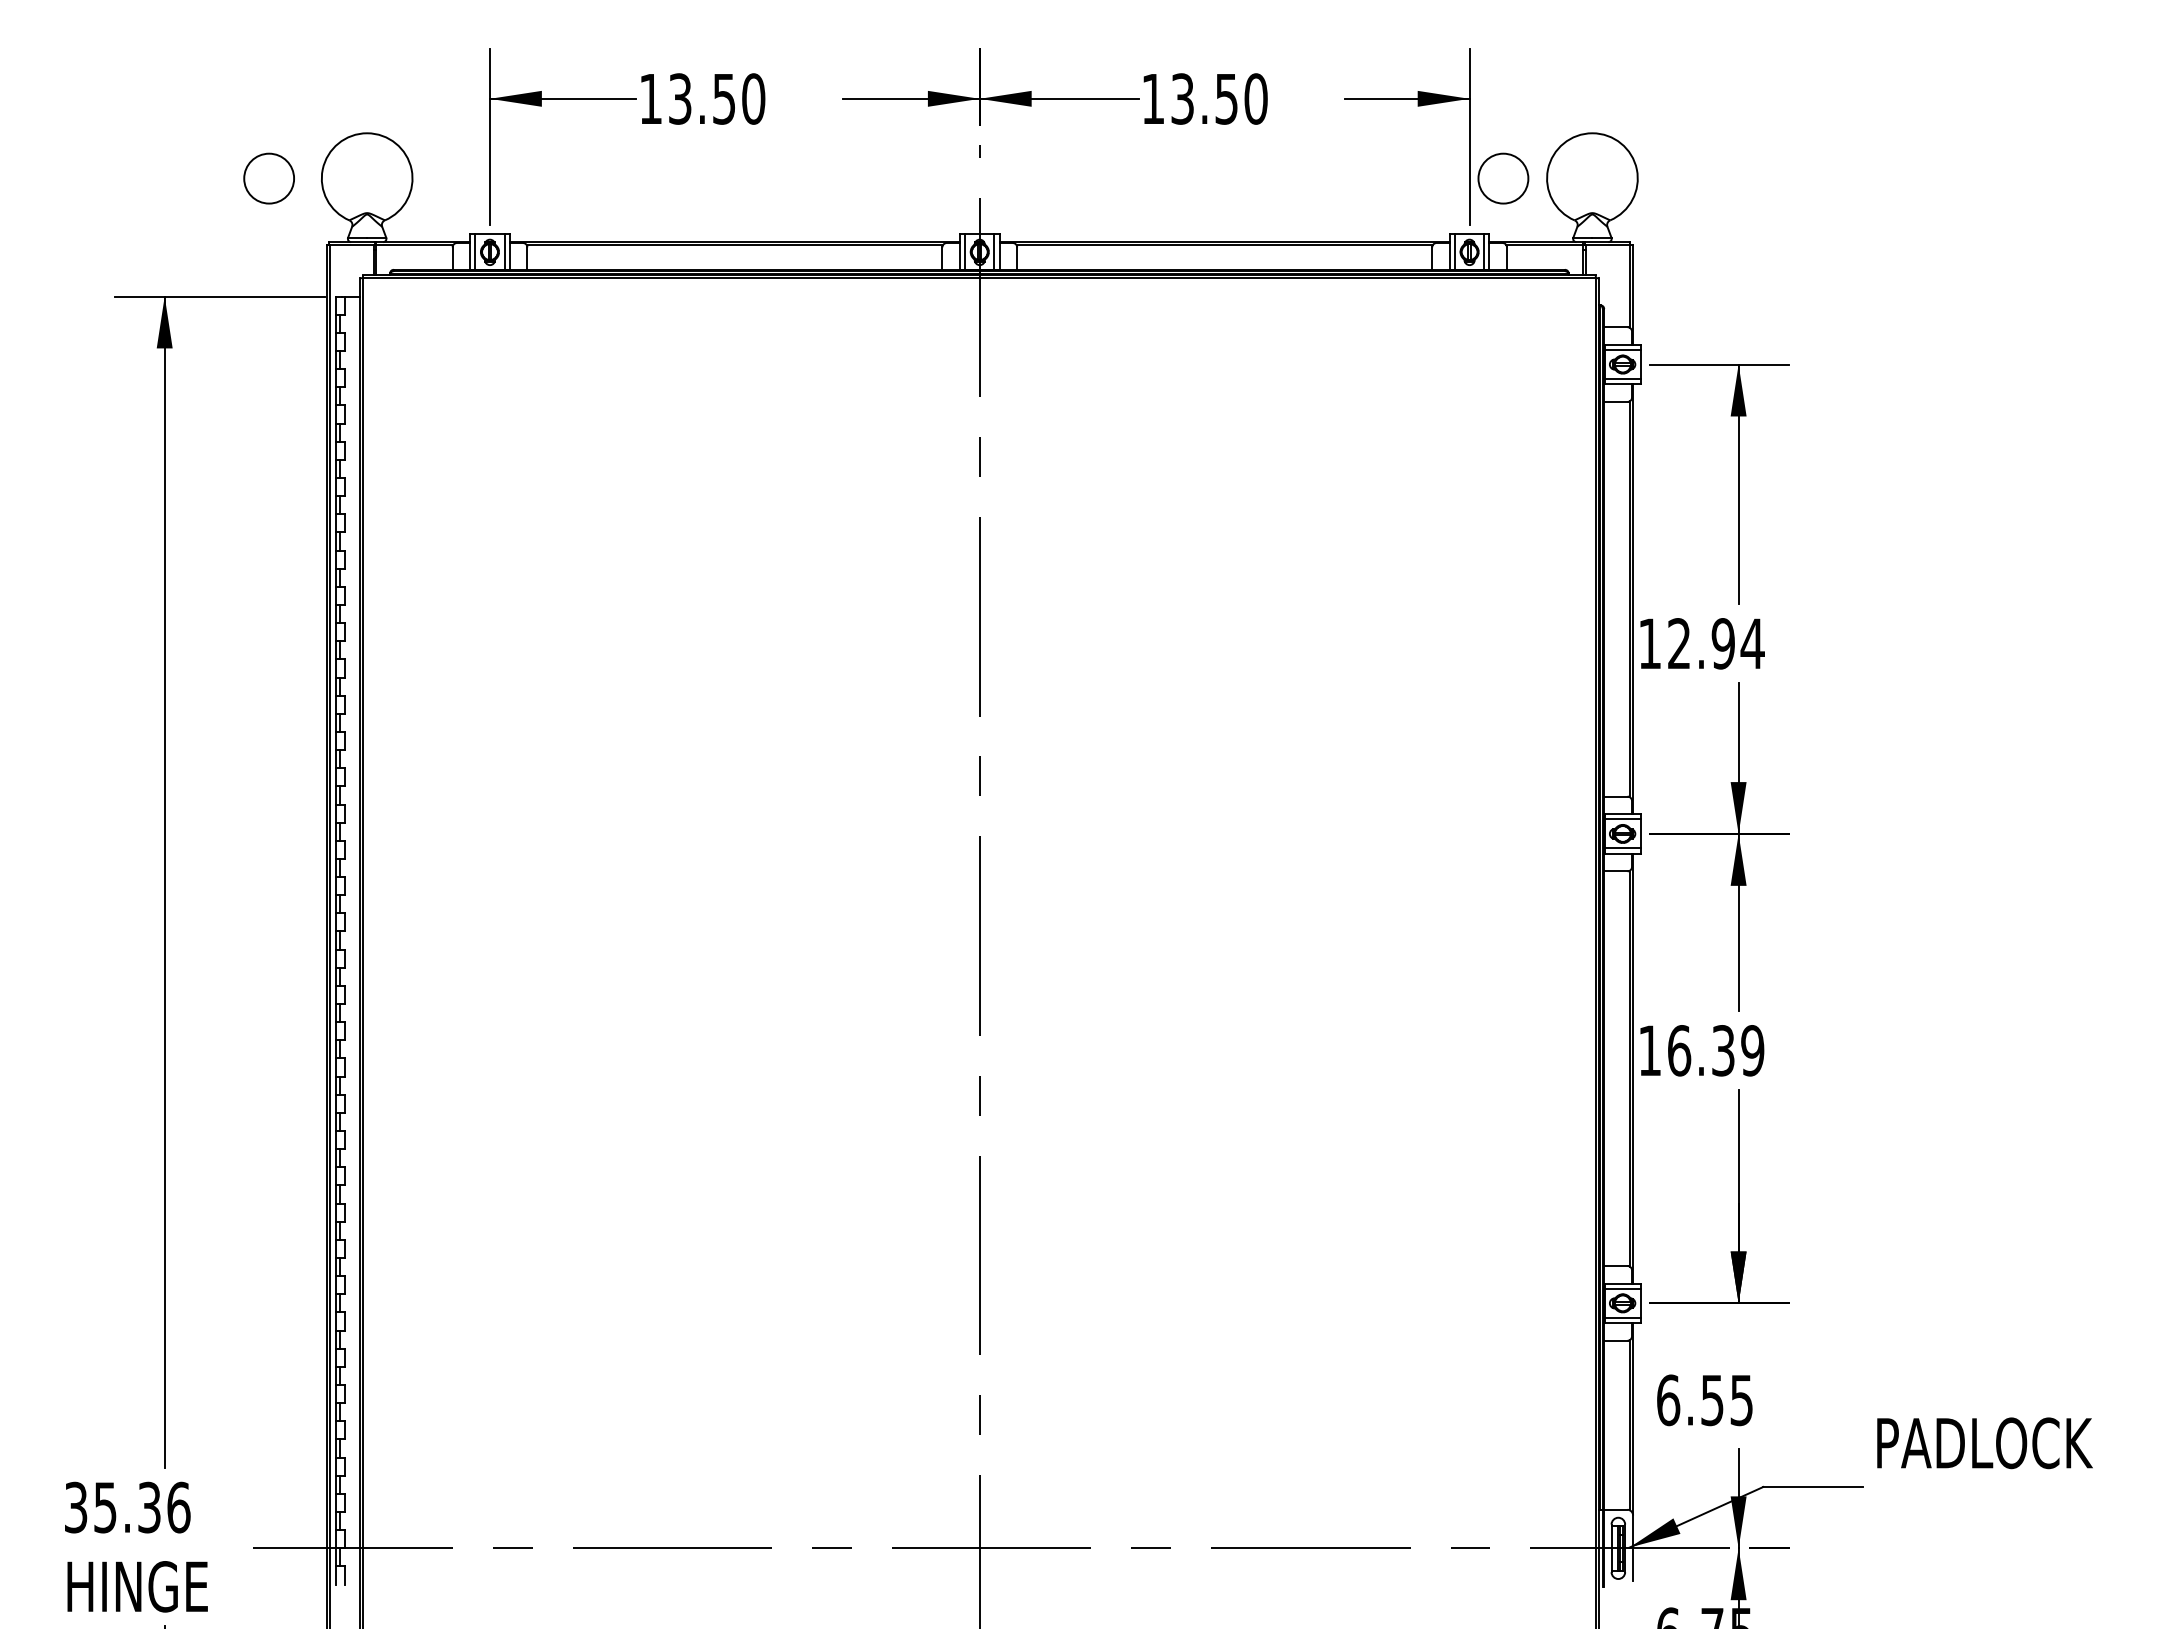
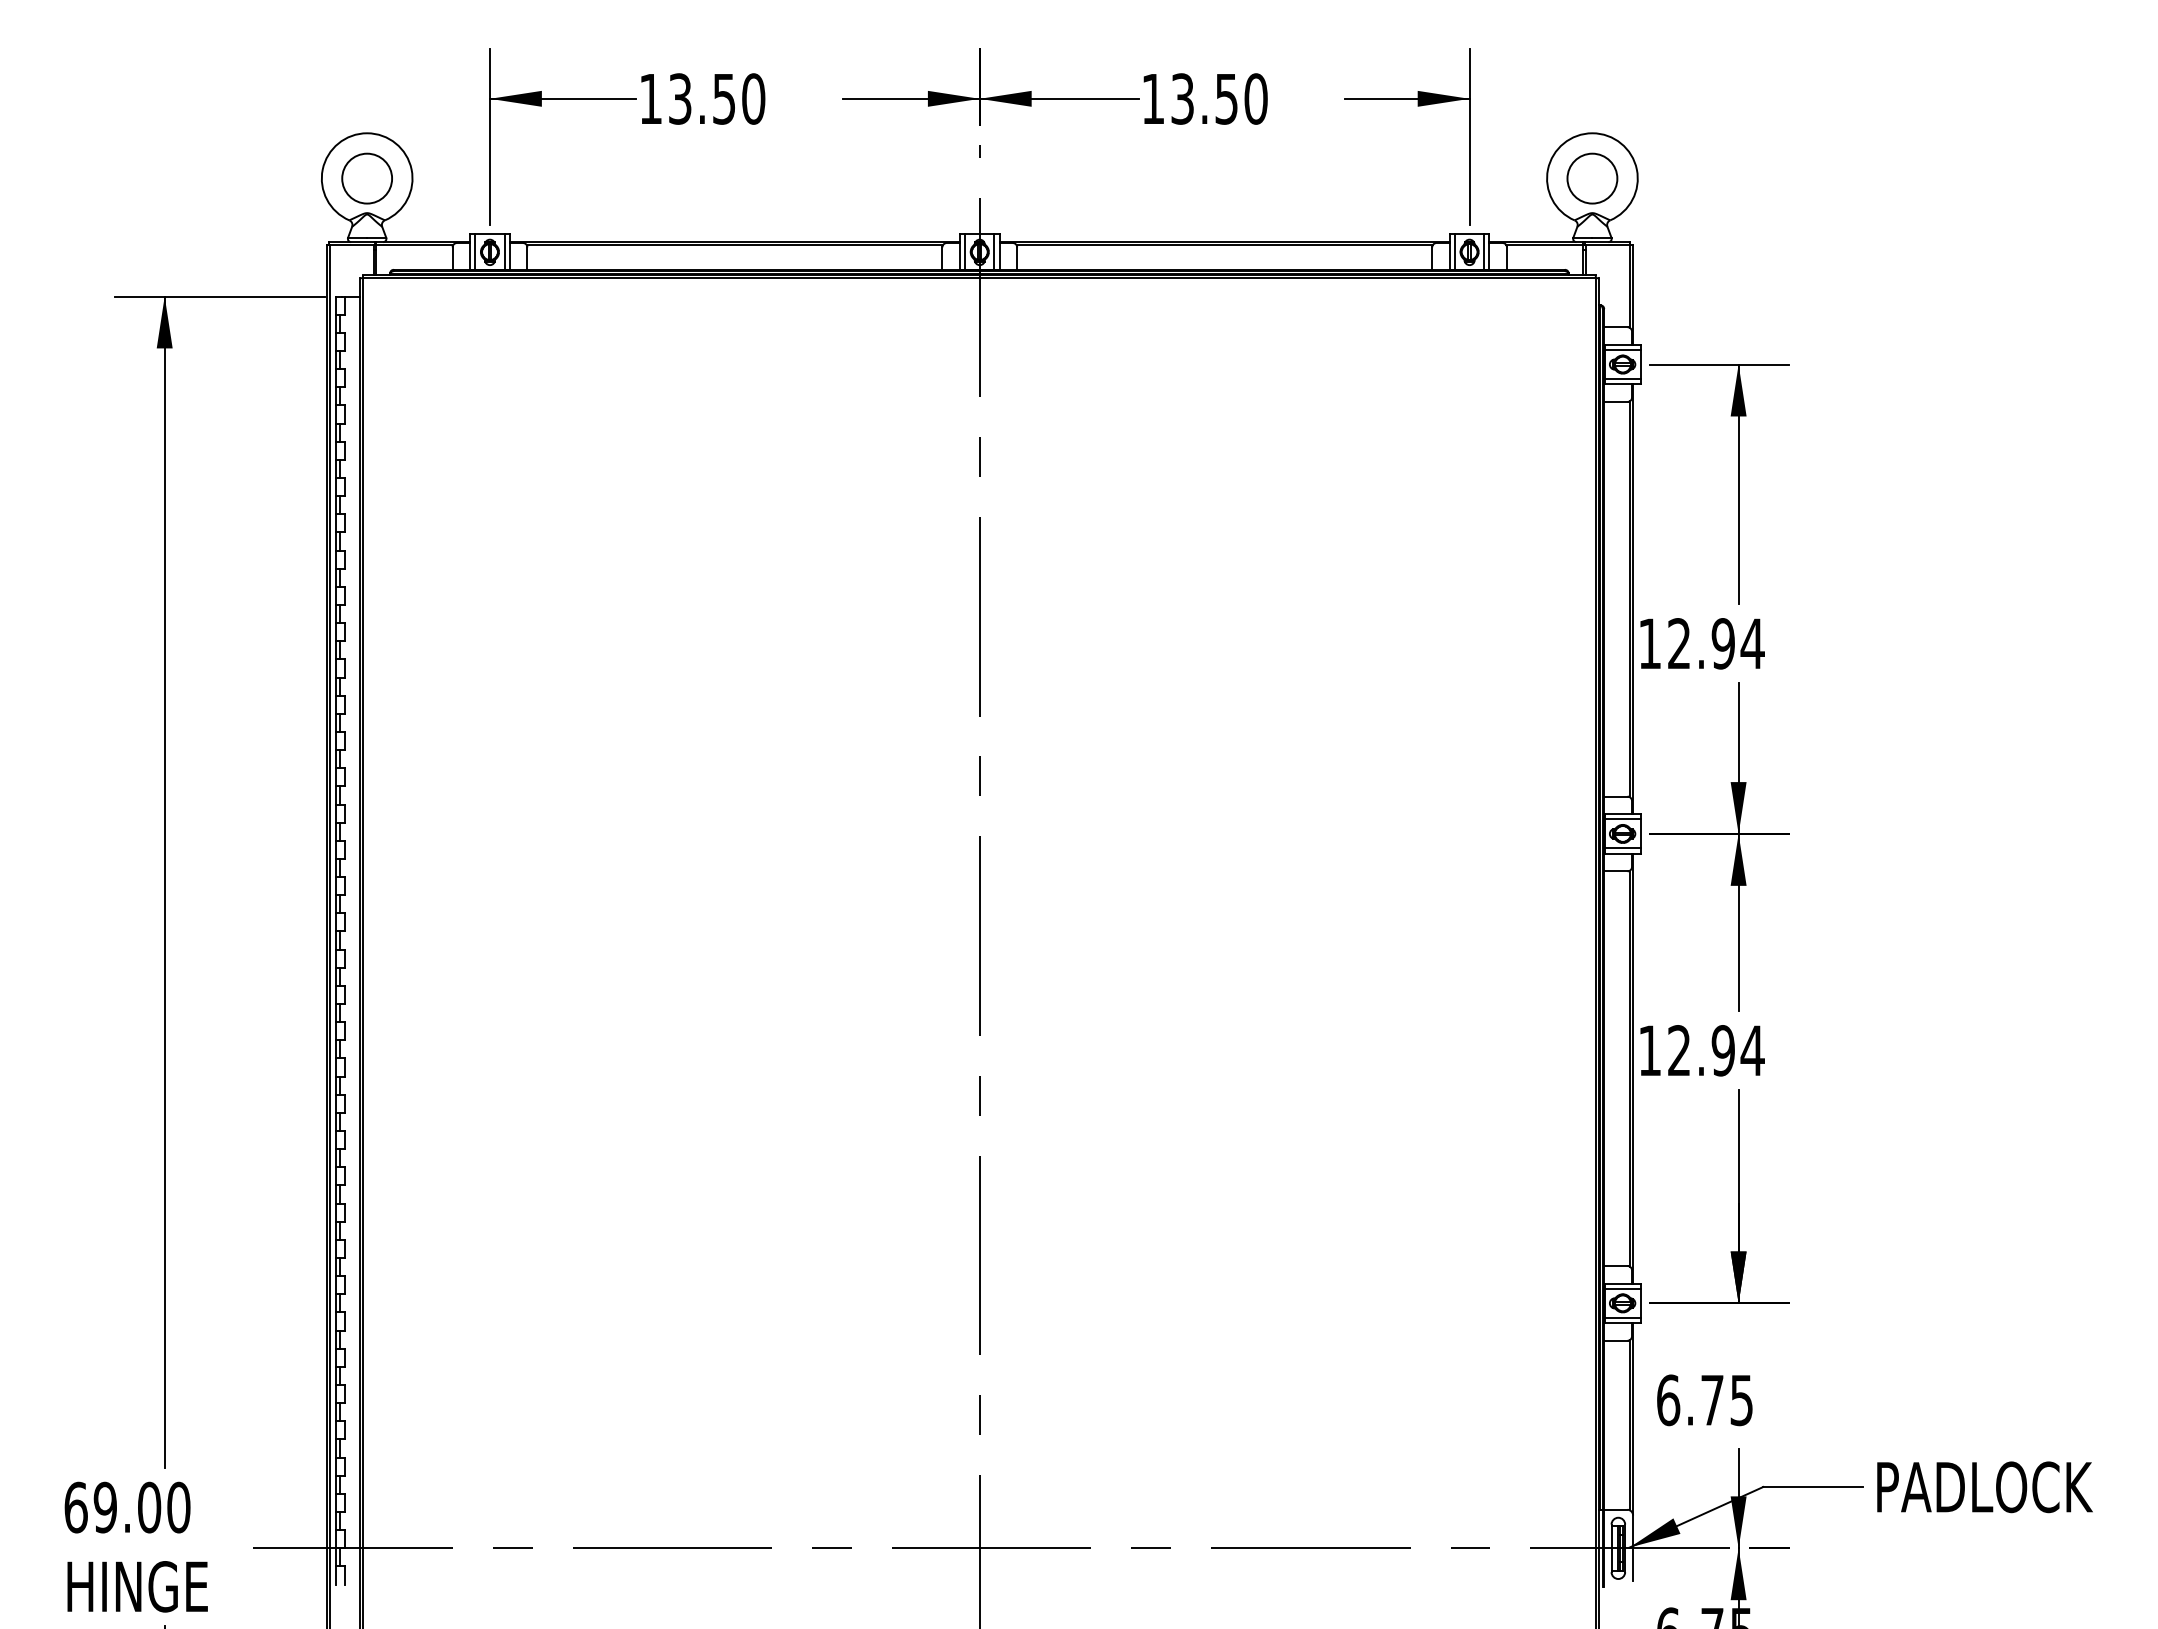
circle position: (268, 178) -> (366, 178) (366, 178)
circle position: (1503, 178) -> (1592, 178) (1592, 178)
text: 16.39 -> 12.94 (1716, 1050)
text: 6.55 -> 6.75 (1712, 1400)
text position: (1984, 1443) -> (1984, 1487) (1984, 1487)
text: 35.36 -> 69.00 (127, 1507)
